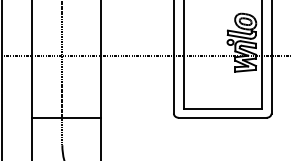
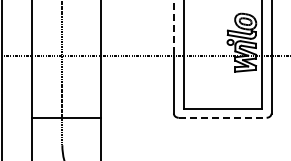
line: solid -> dashed (173, 27)
line: solid -> dashed (222, 117)
